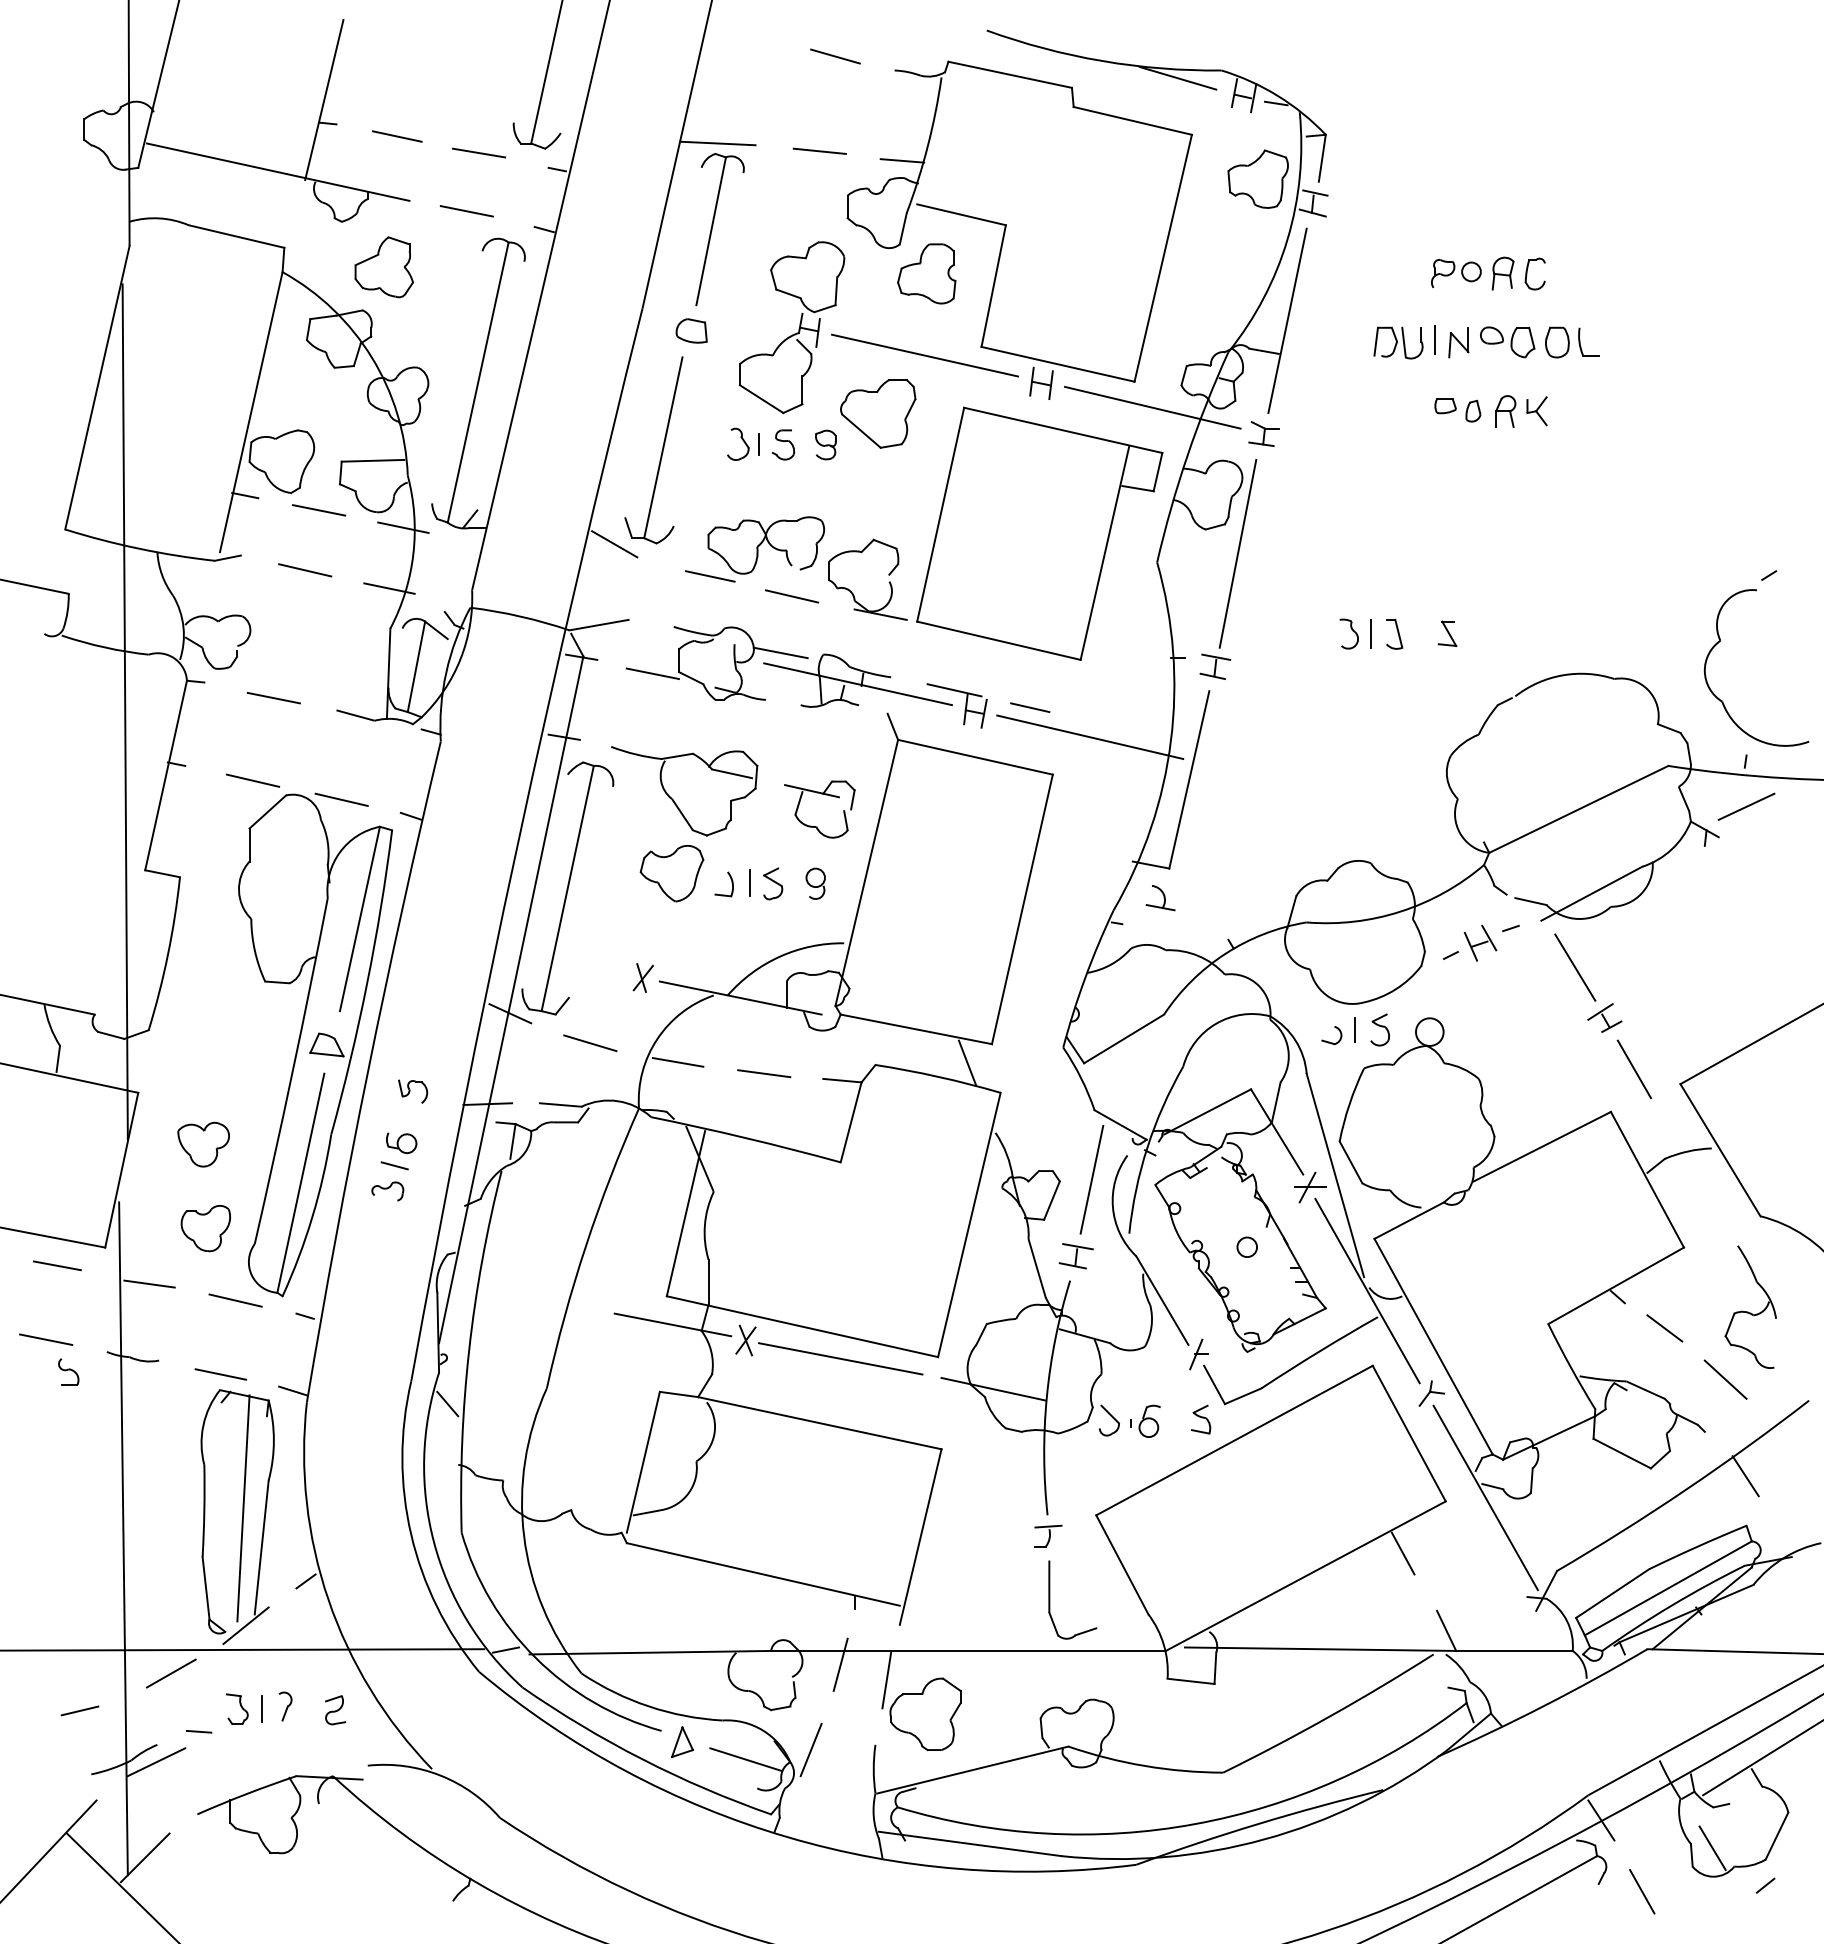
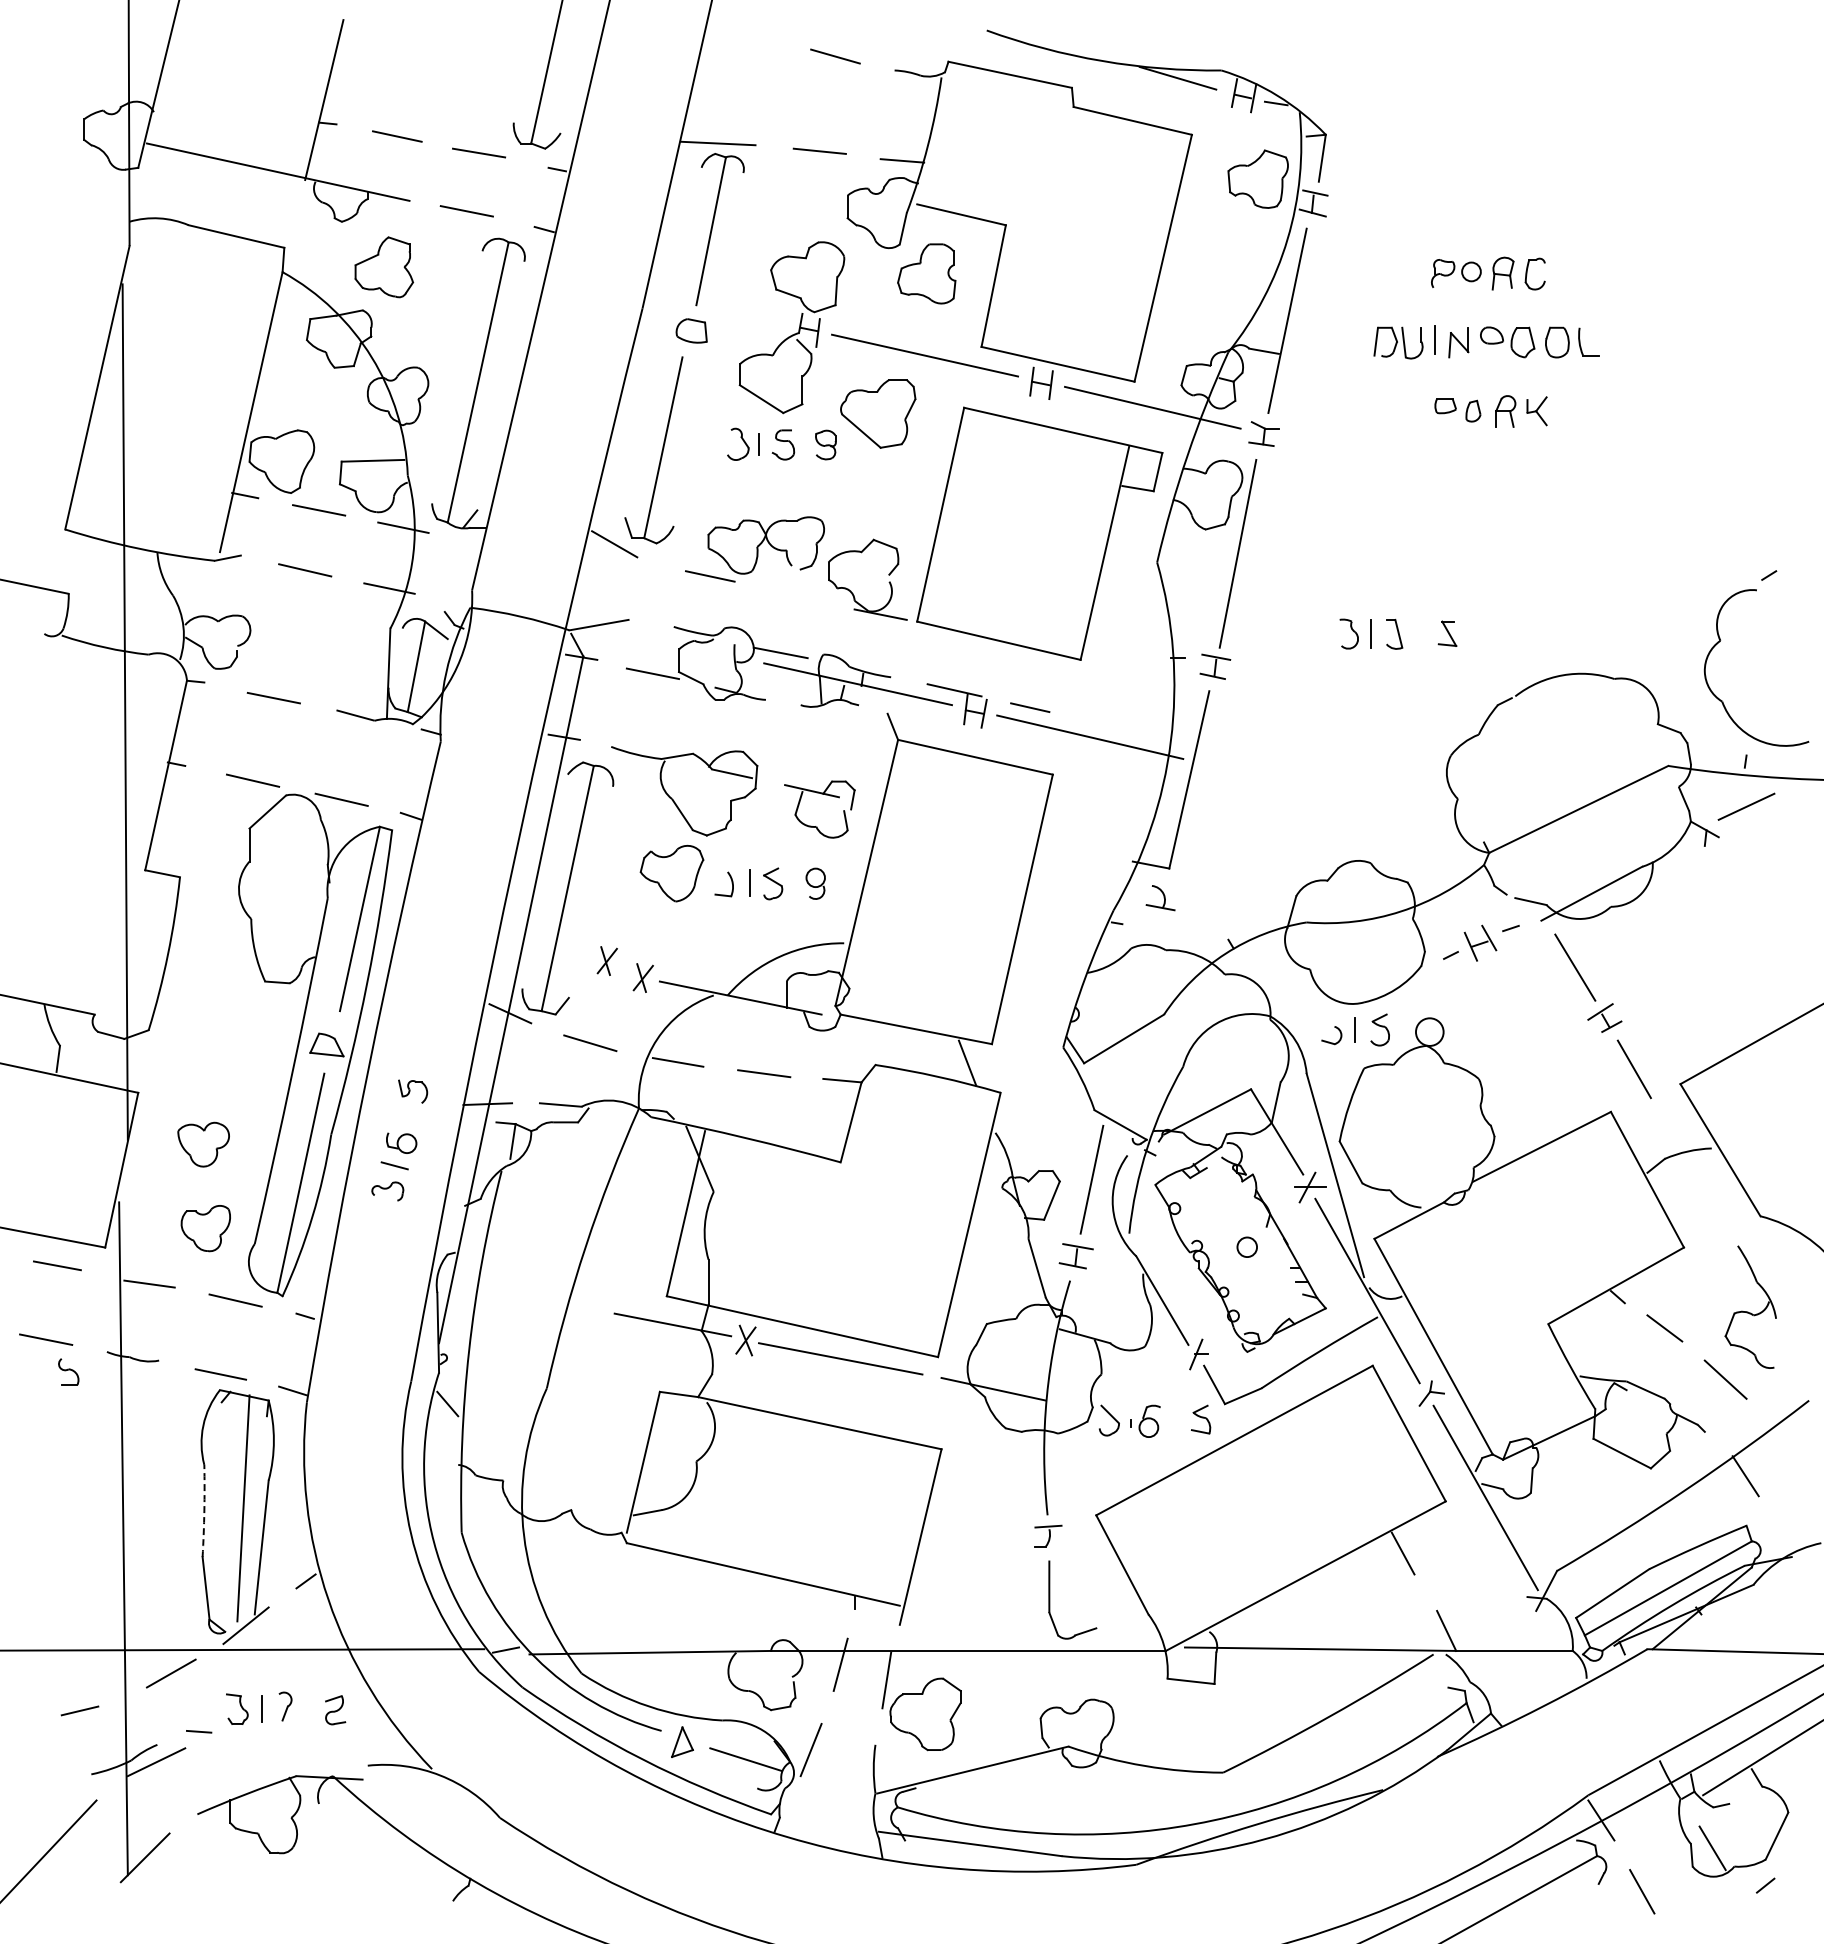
line: present -> none (791, 596)
part: none -> present (606, 960)
arc: solid -> dashed (204, 1511)
line: present -> none (121, 1886)
